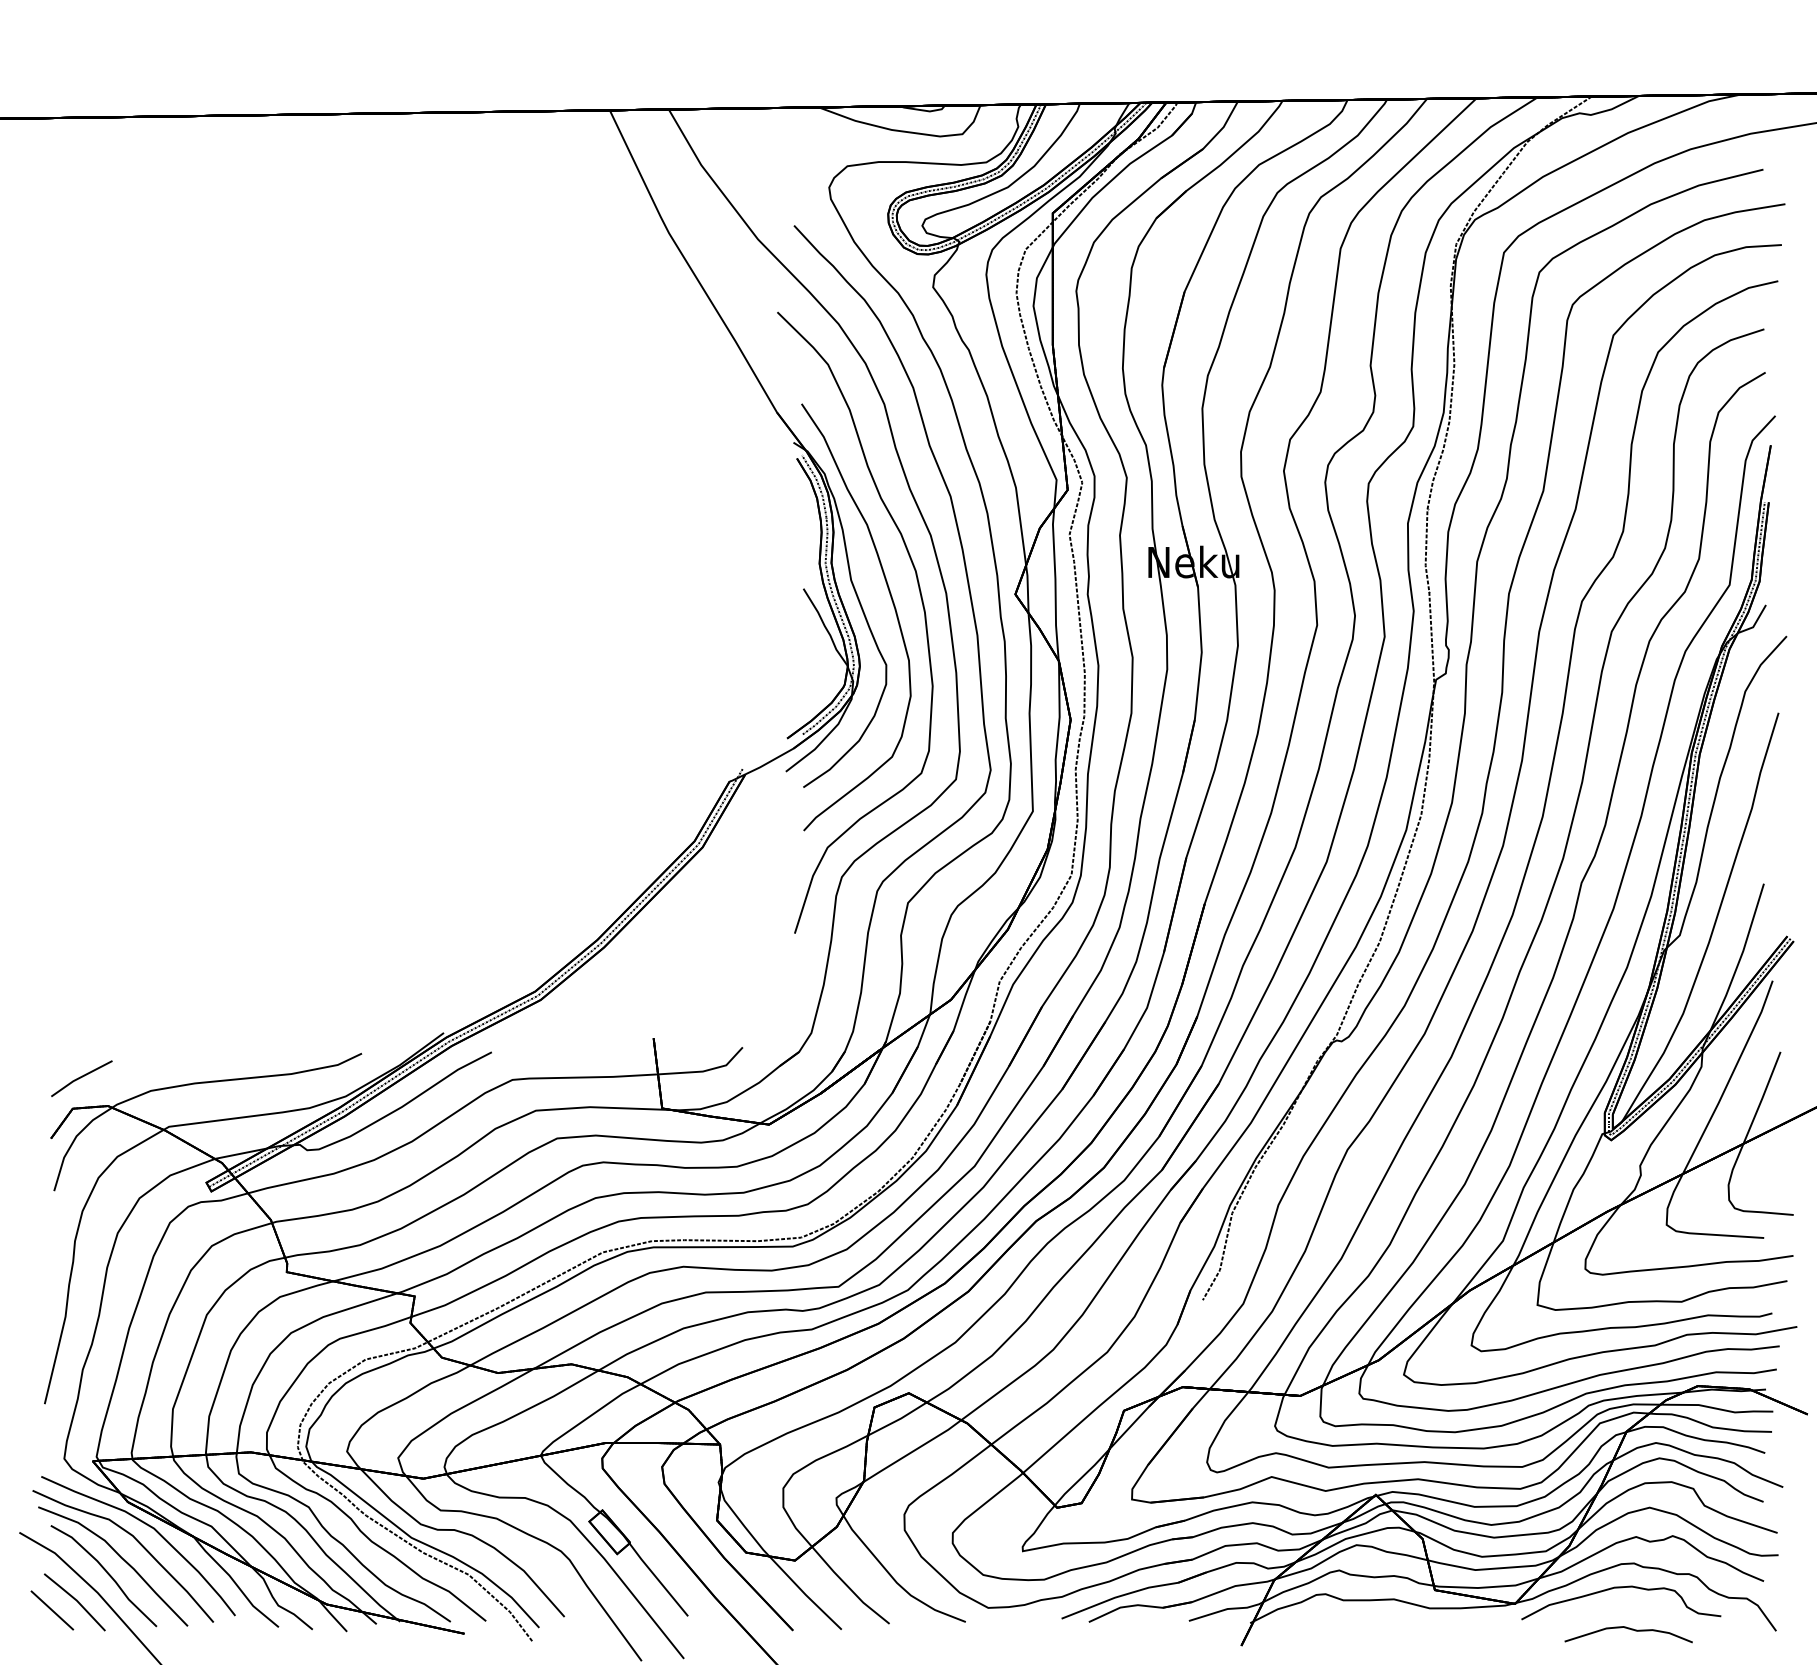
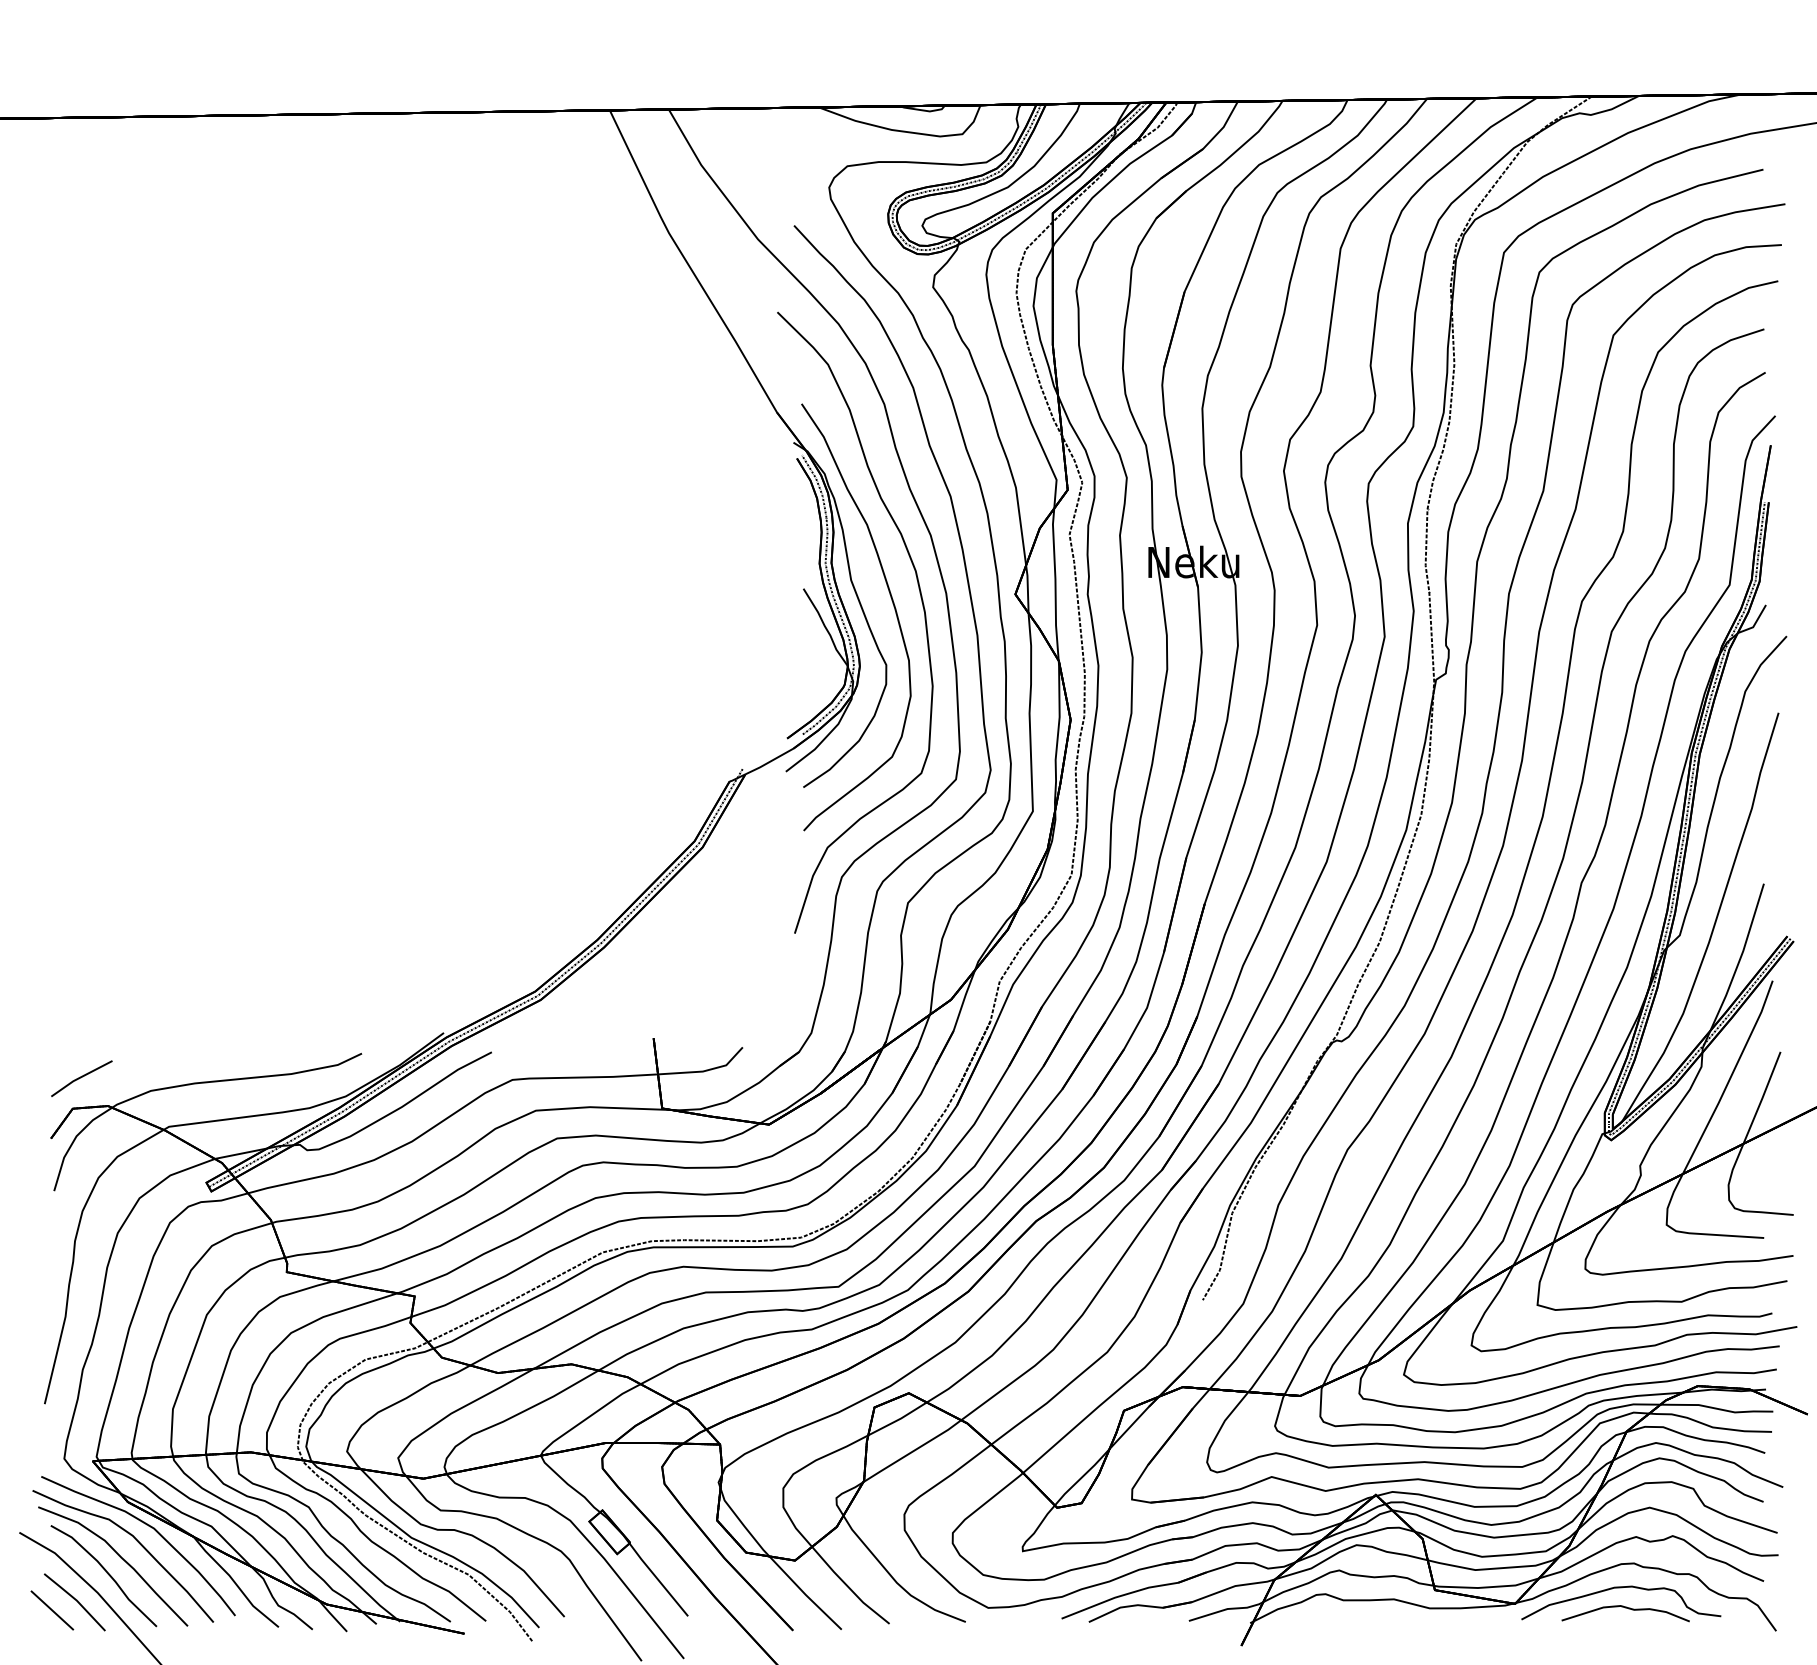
part position: (1628, 1634) -> (1625, 1613) (1625, 1613)
